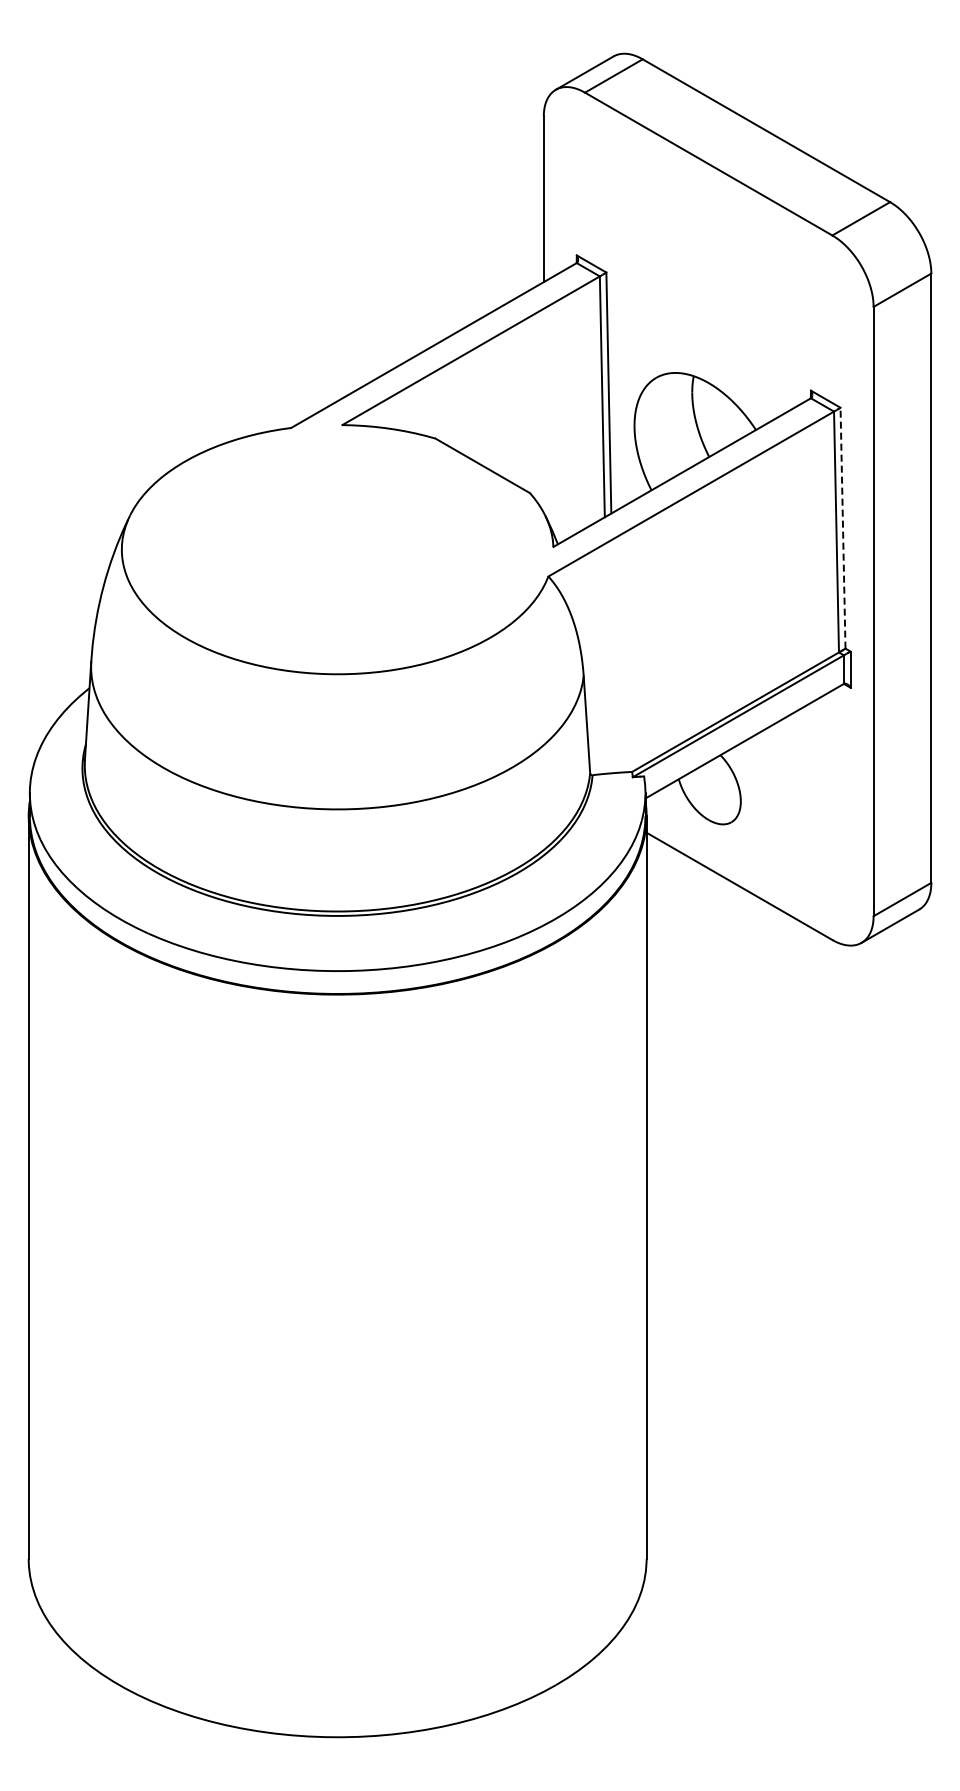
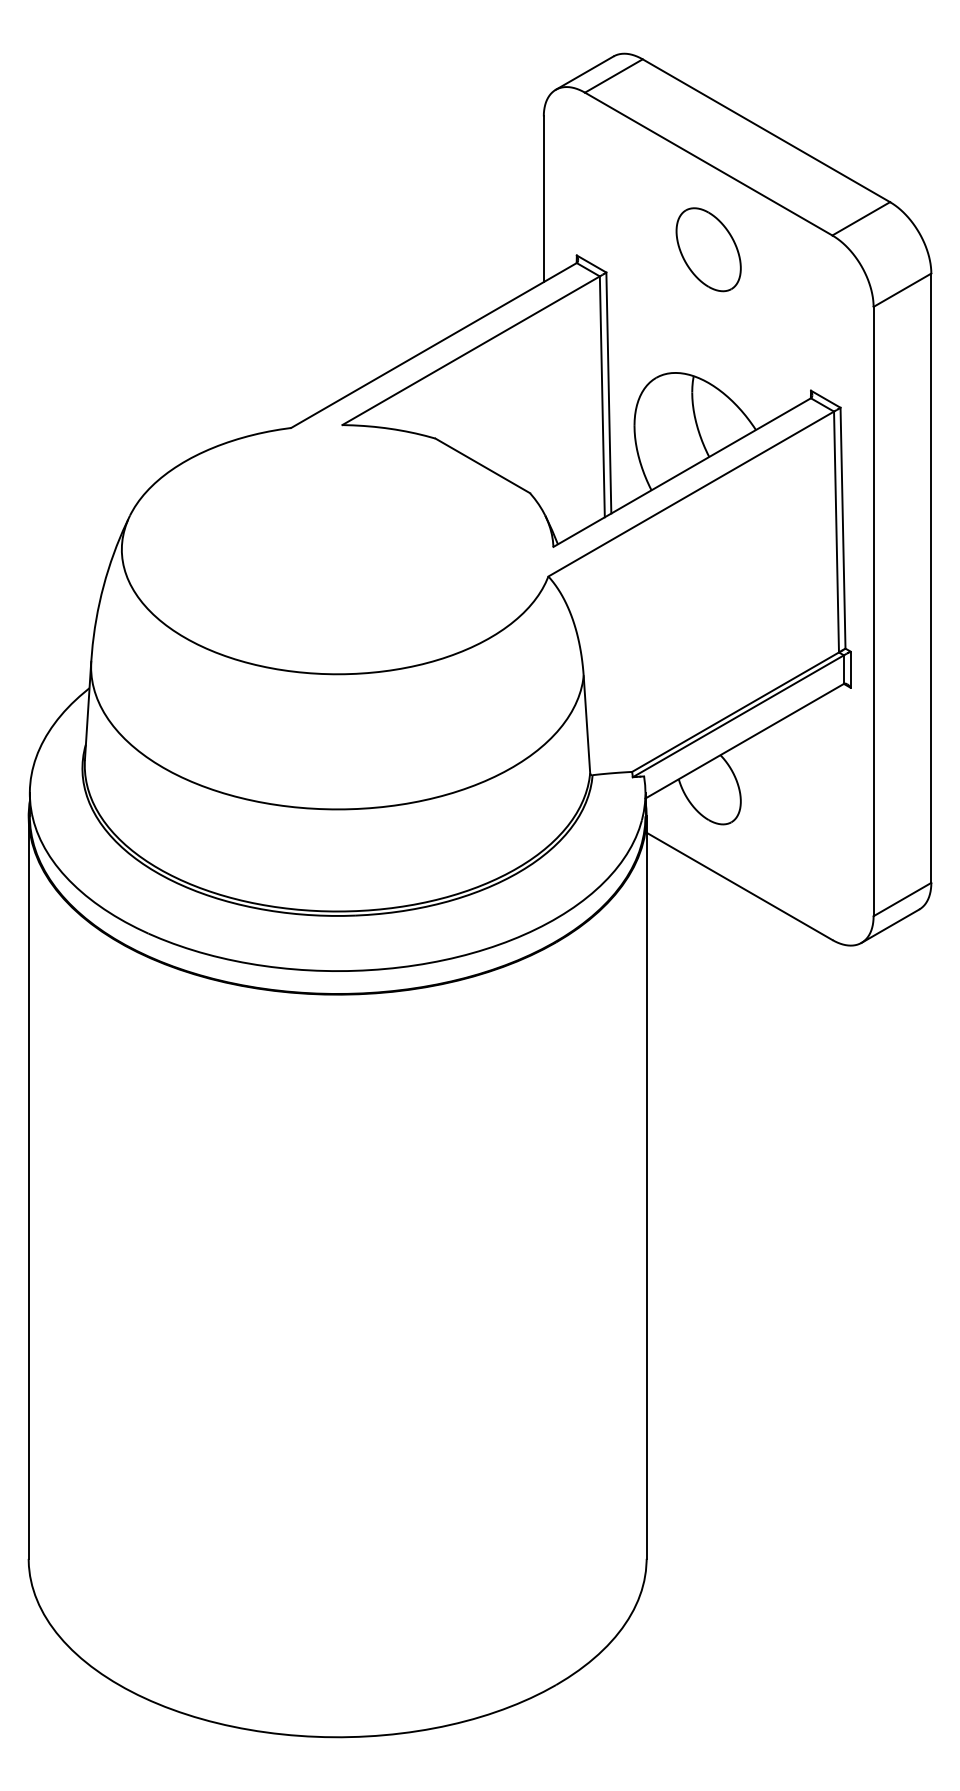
part: none -> present (708, 249)
line: dashed -> solid (843, 527)
